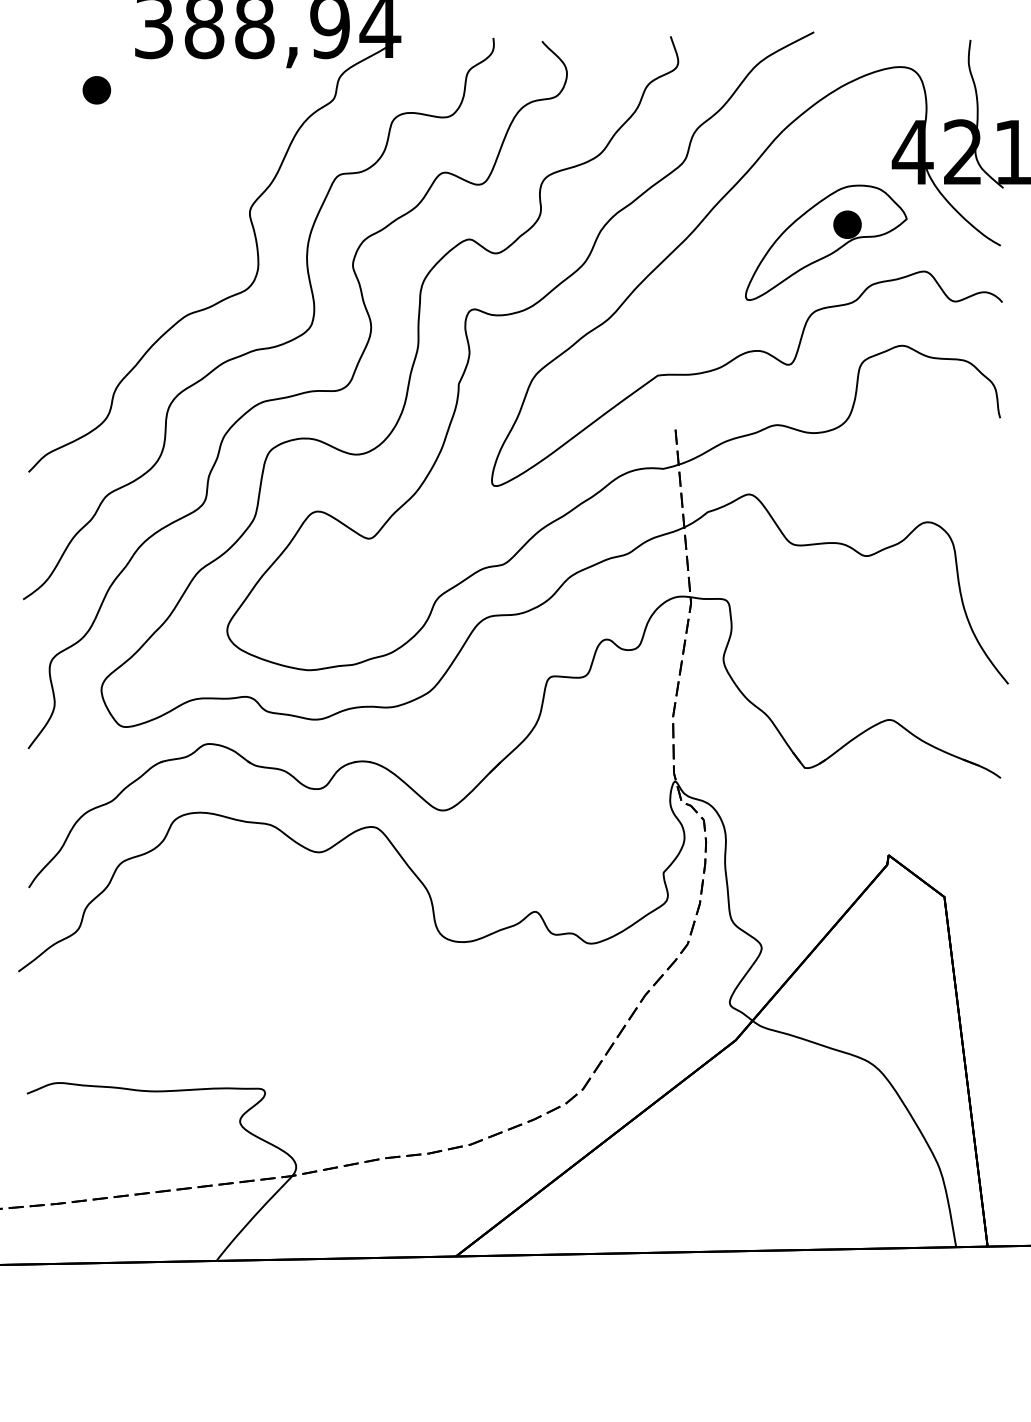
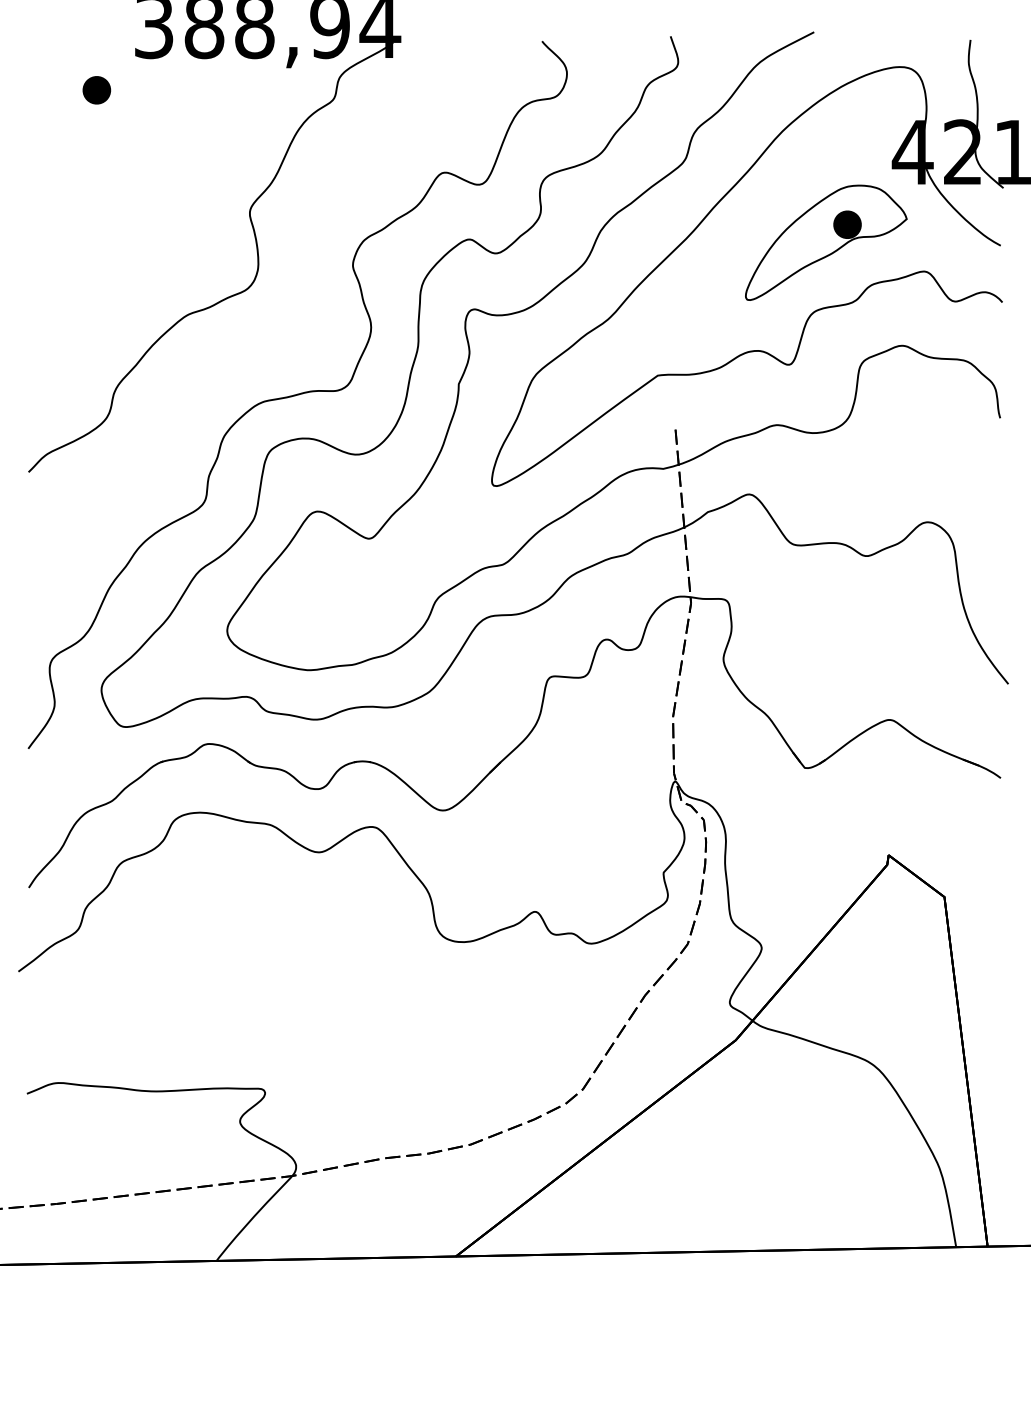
curve: present -> none (264, 347)
